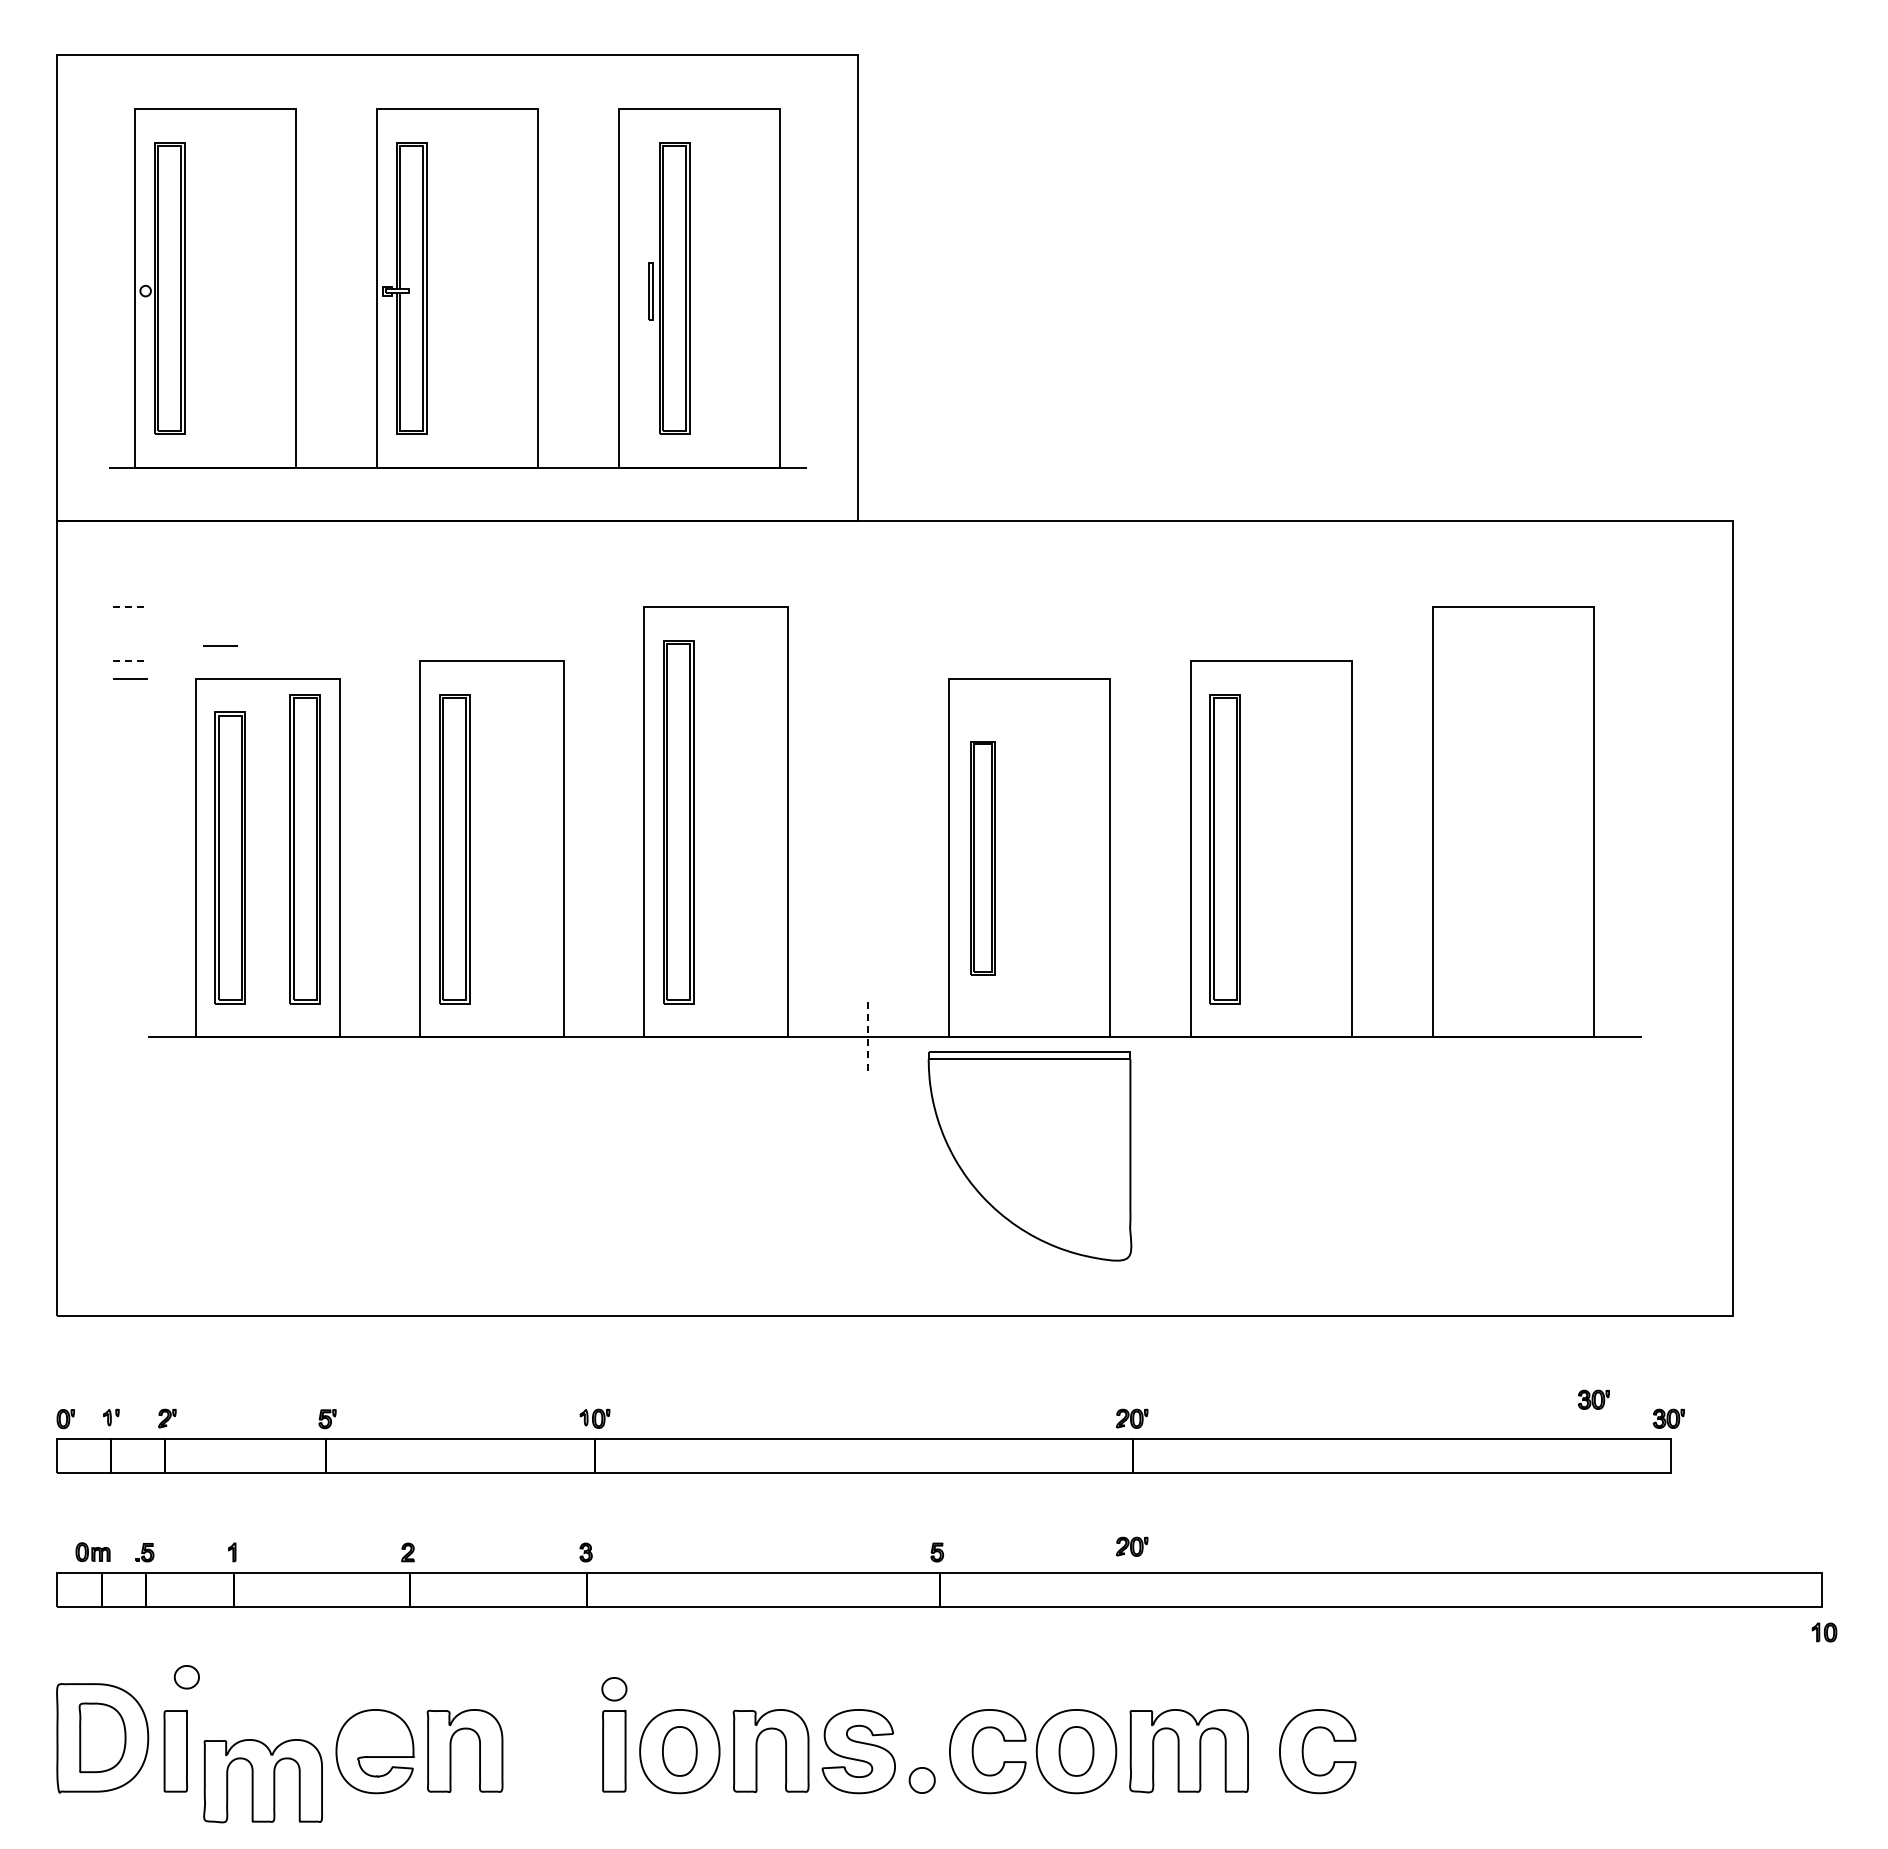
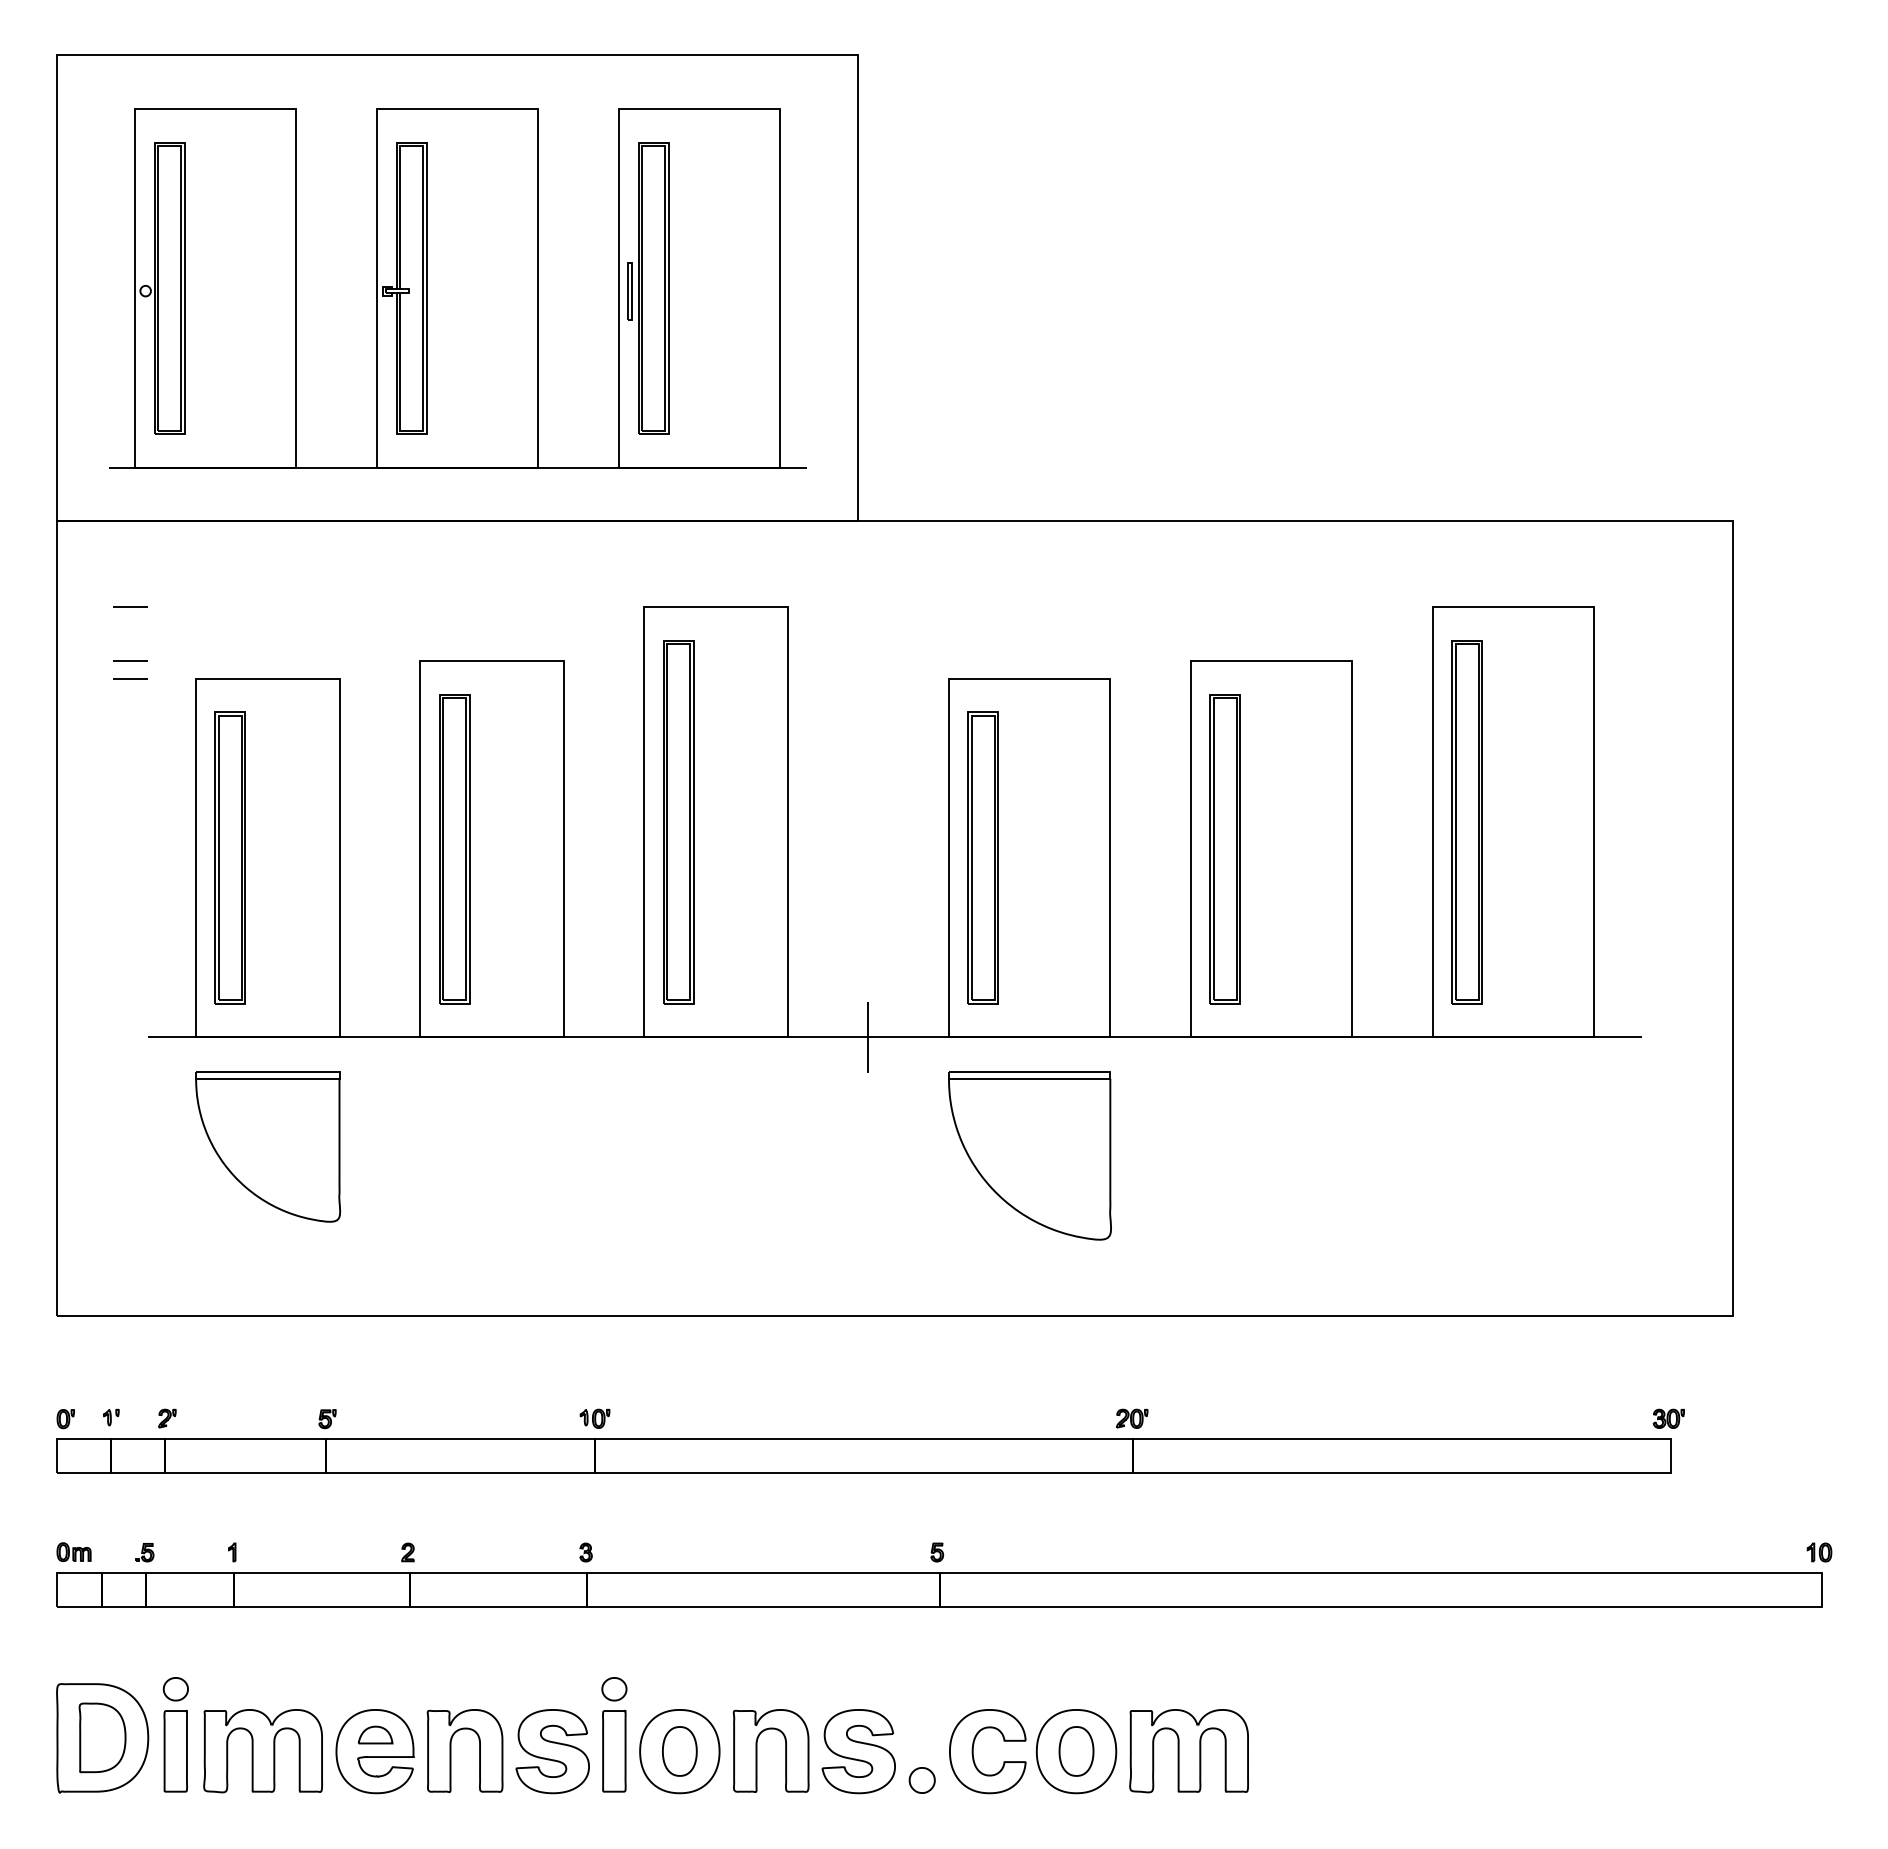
part position: (669, 288) -> (648, 288) (648, 288)
line: dashed -> solid (130, 607)
line: present -> none (220, 645)
line: dashed -> solid (130, 661)
part: none -> present (1466, 822)
part: present -> none (304, 849)
part size: 26x235 px -> 32x294 px (982, 857)
line: dashed -> solid (868, 1037)
part: none -> present (268, 1146)
part size: 206x211 px -> 164x170 px (1029, 1155)
part: present -> none (1593, 1399)
part: present -> none (1132, 1546)
part position: (92, 1551) -> (73, 1551) (73, 1551)
part position: (1824, 1632) -> (1819, 1552) (1819, 1552)
part position: (186, 1677) -> (175, 1689) (175, 1689)
part: none -> present (375, 1734)
part: none -> present (552, 1751)
part: present -> none (1303, 1751)
part position: (262, 1781) -> (262, 1751) (262, 1751)
